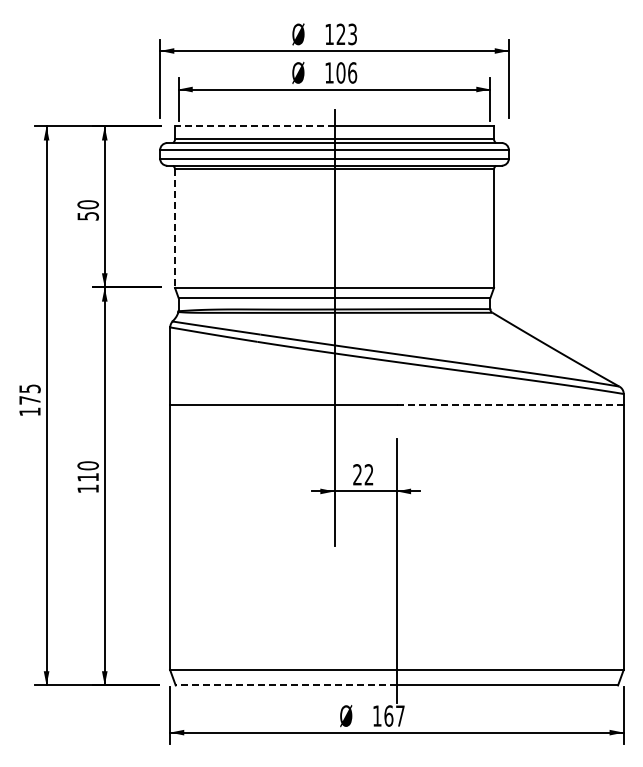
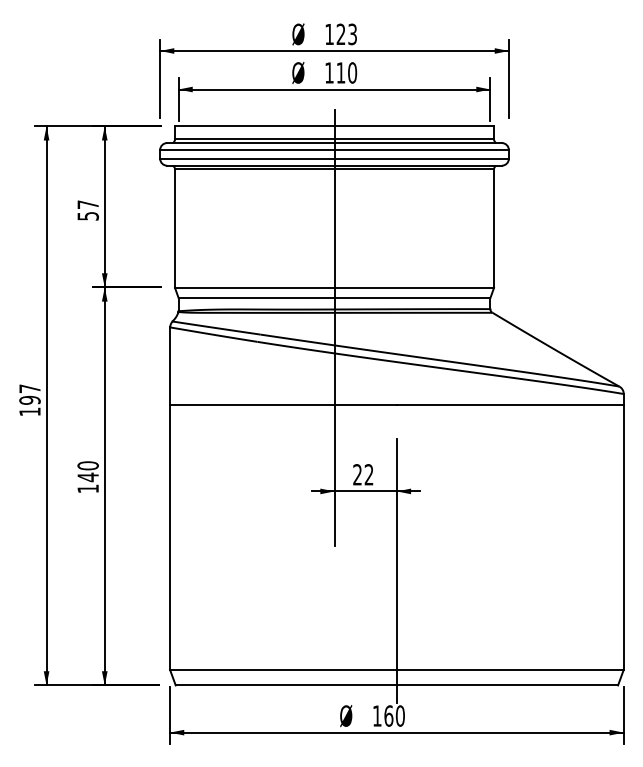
text: 106 -> 110 (346, 72)
line: dashed -> solid (254, 126)
text: 50 -> 57 (87, 204)
line: dashed -> solid (175, 229)
text: 175 -> 197 (29, 394)
line: dashed -> solid (510, 405)
text: 110 -> 140 (87, 477)
line: dashed -> solid (286, 685)
text: 167 -> 160 (399, 715)
